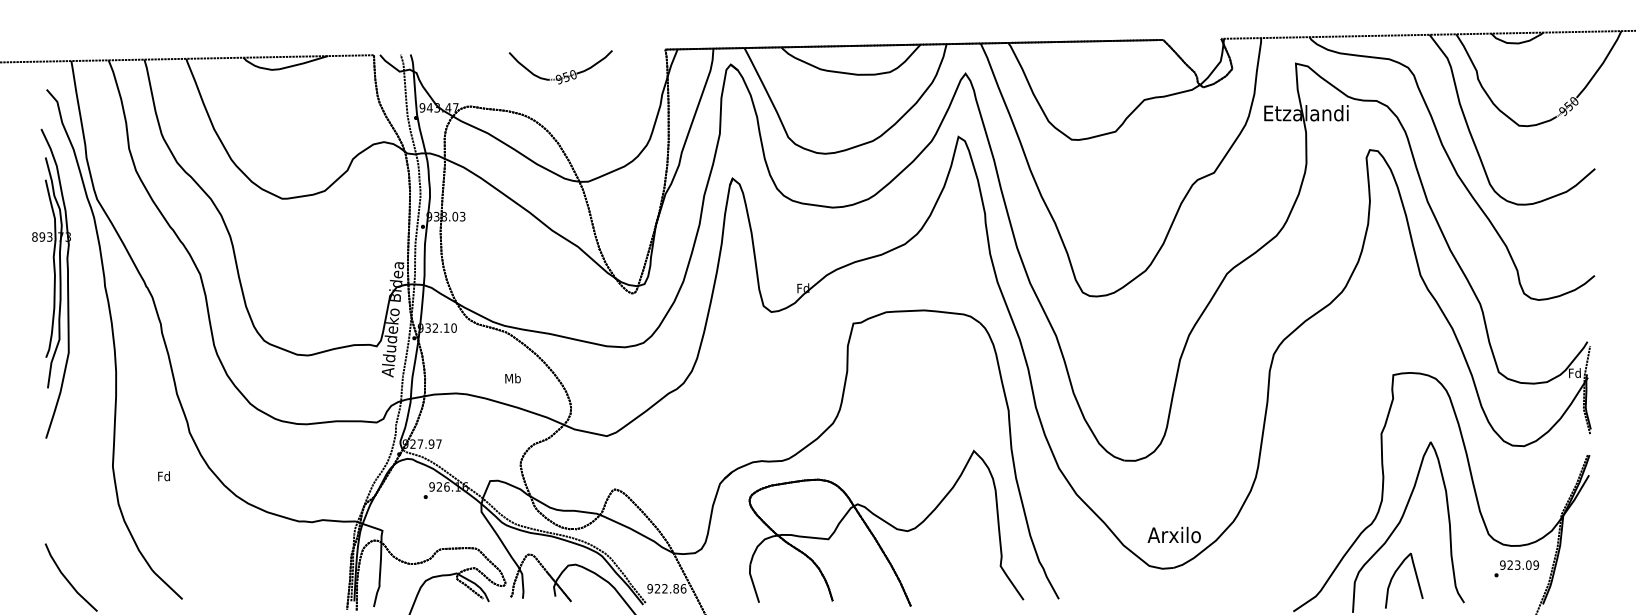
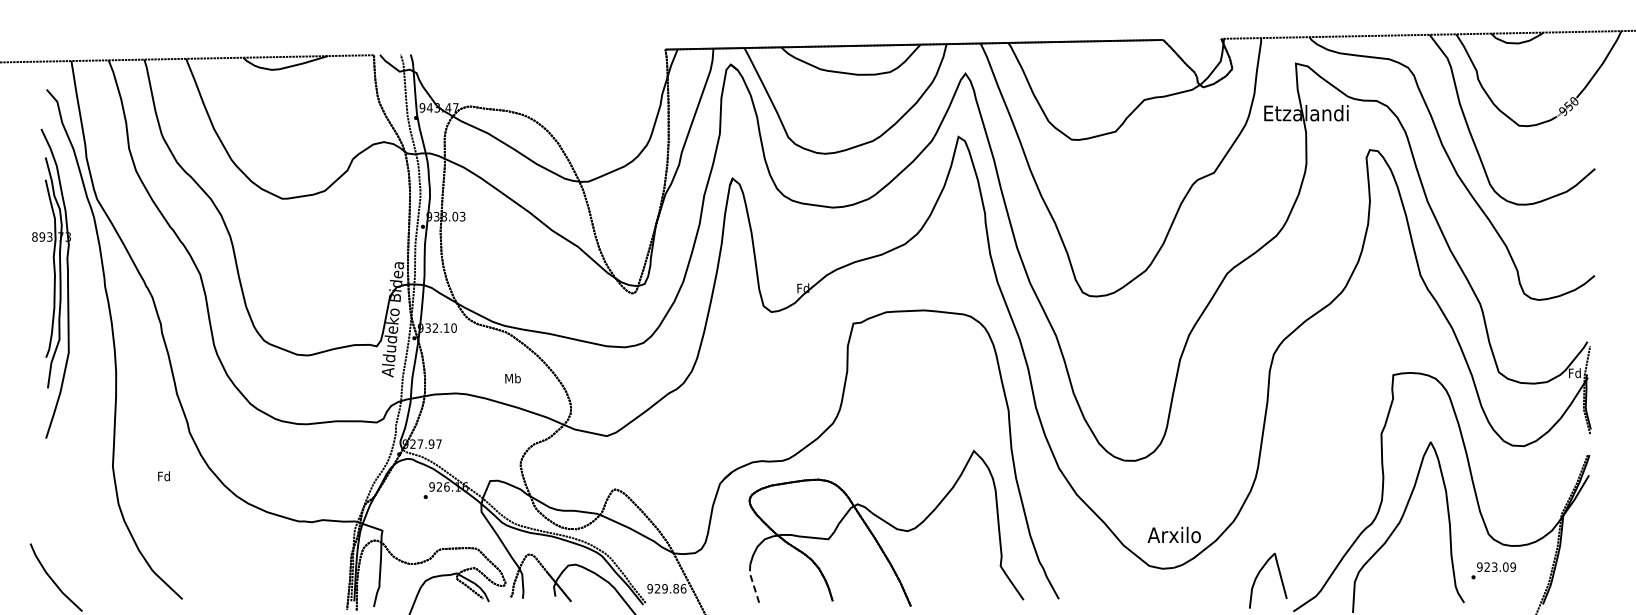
part: present -> none (562, 73)
text position: (1516, 568) -> (1493, 570) (1493, 570)
curve position: (1395, 574) -> (1259, 574) (1259, 574)
line position: (68, 579) -> (53, 579) (53, 579)
line: solid -> dashed (752, 582)
text: 922.86 -> 929.86 (664, 588)
